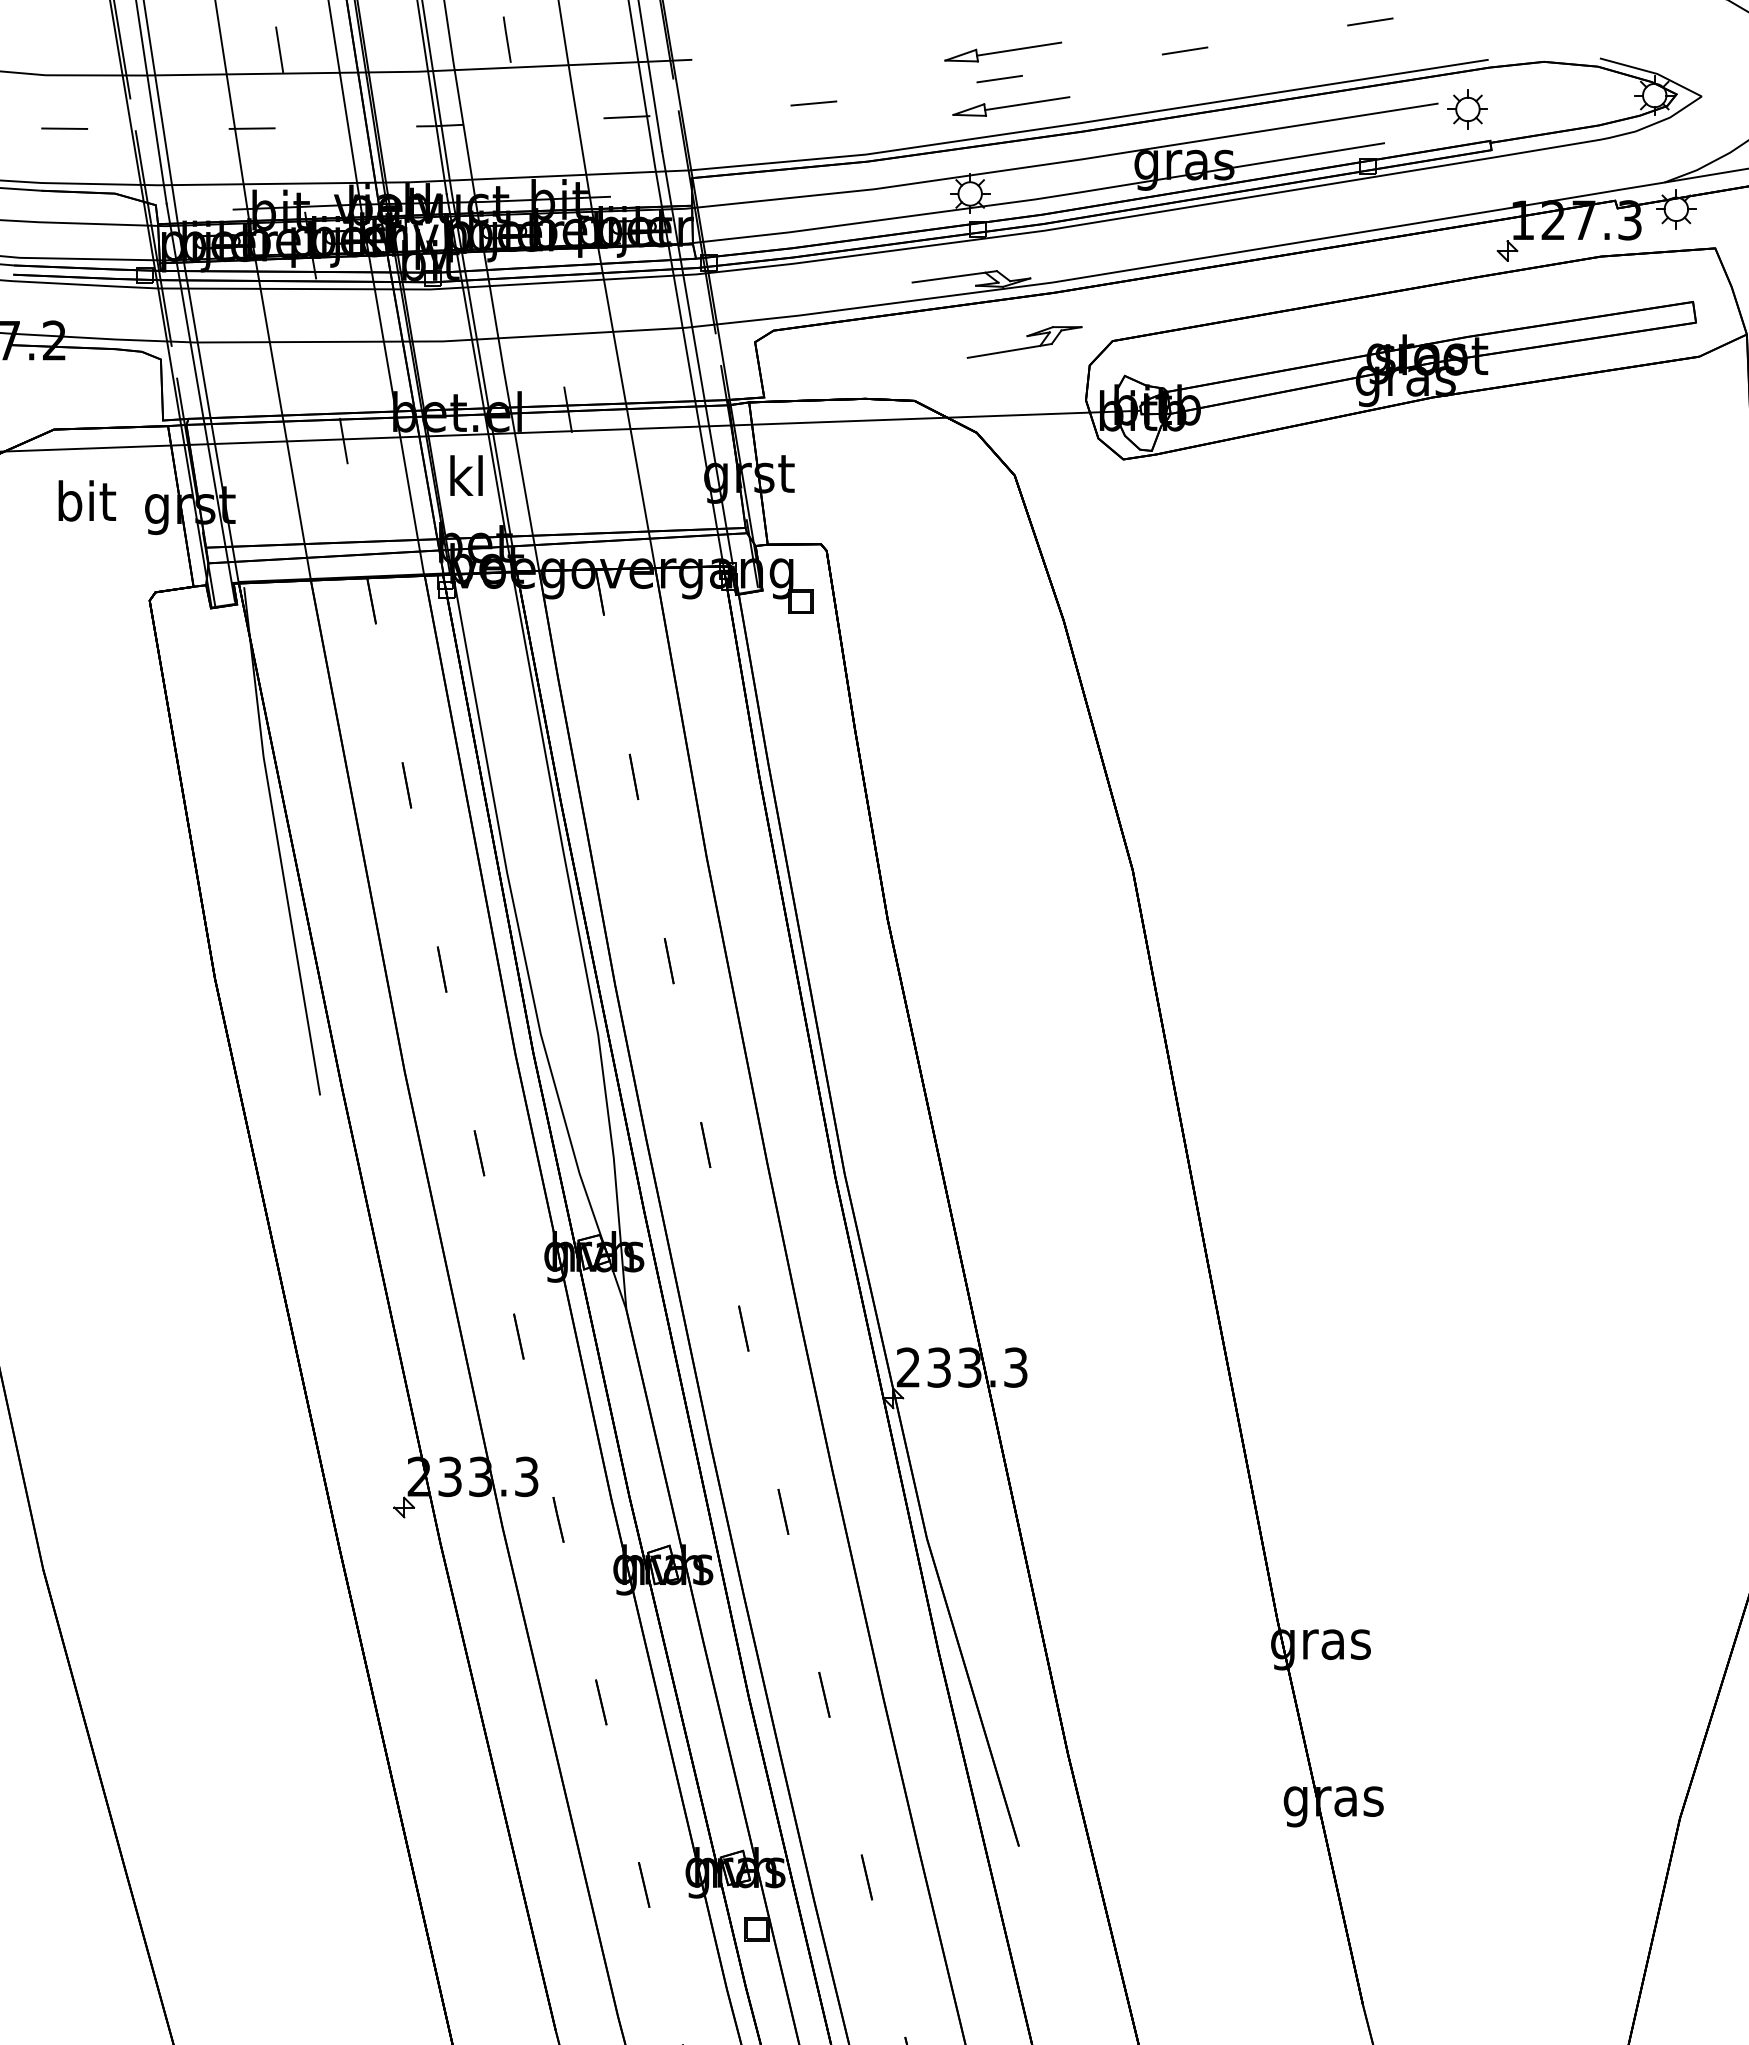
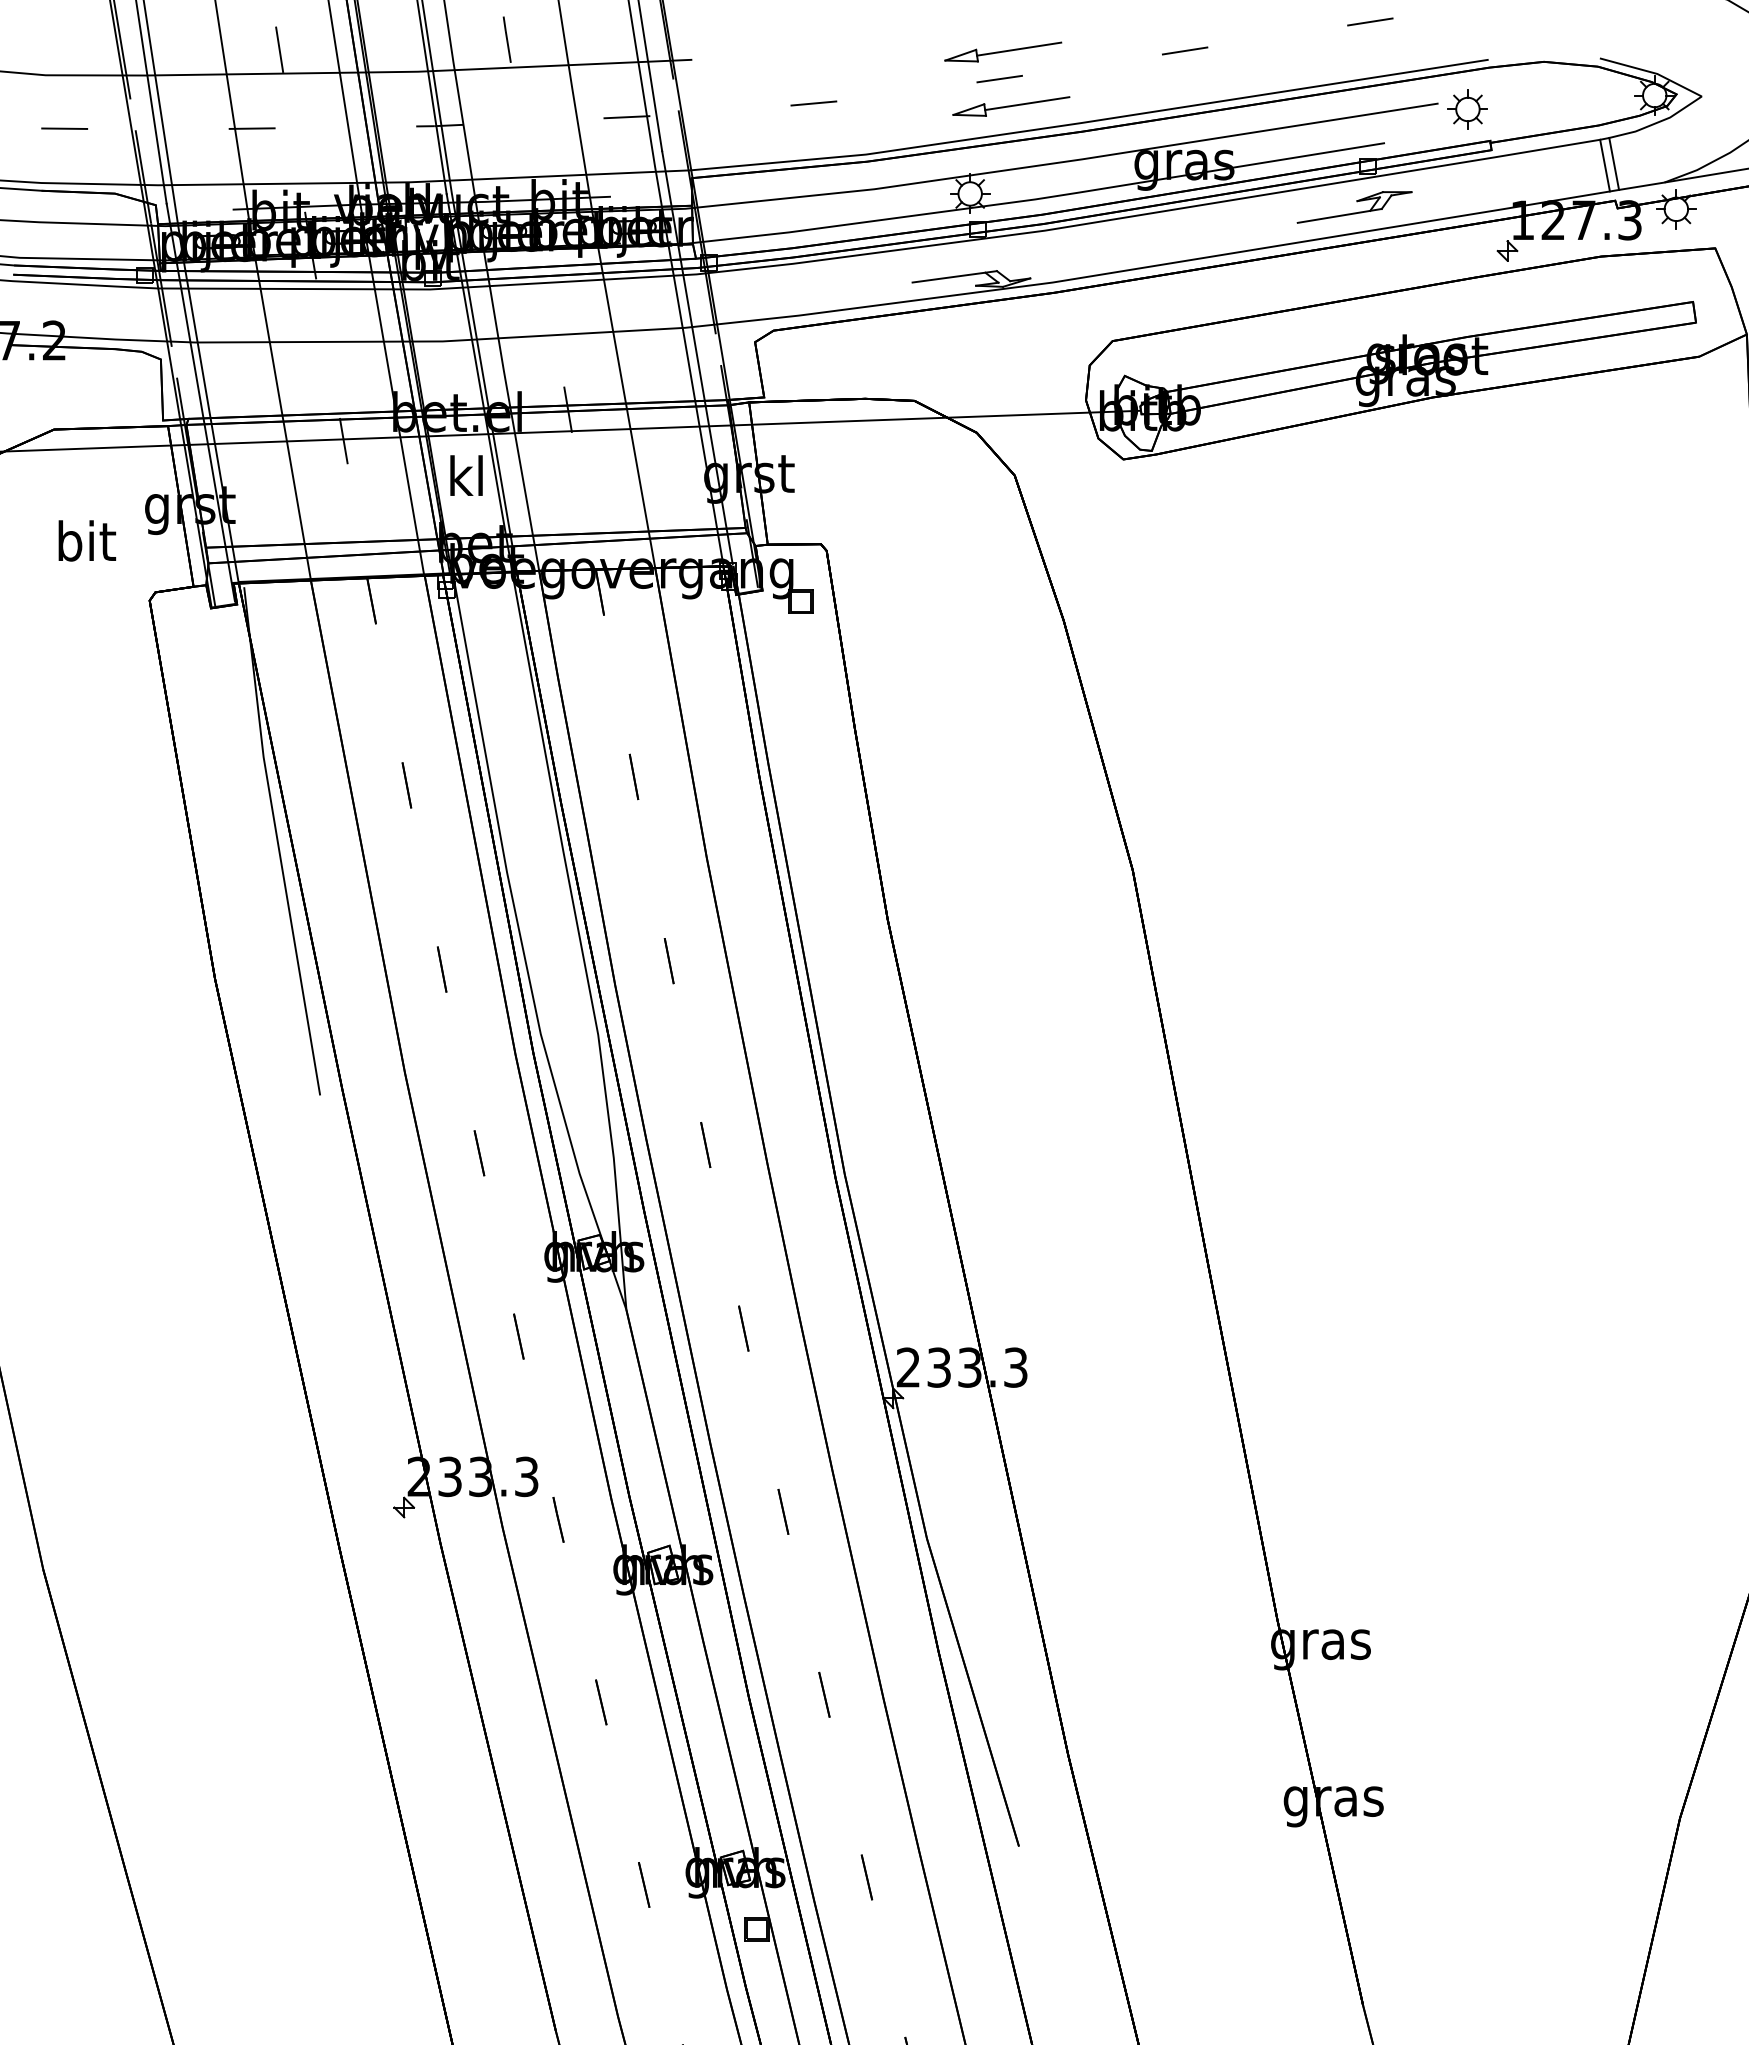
line: none -> present (1614, 163)
line: none -> present (1604, 165)
part position: (1024, 342) -> (1354, 207) (1354, 207)
text position: (87, 500) -> (87, 540) (87, 540)
